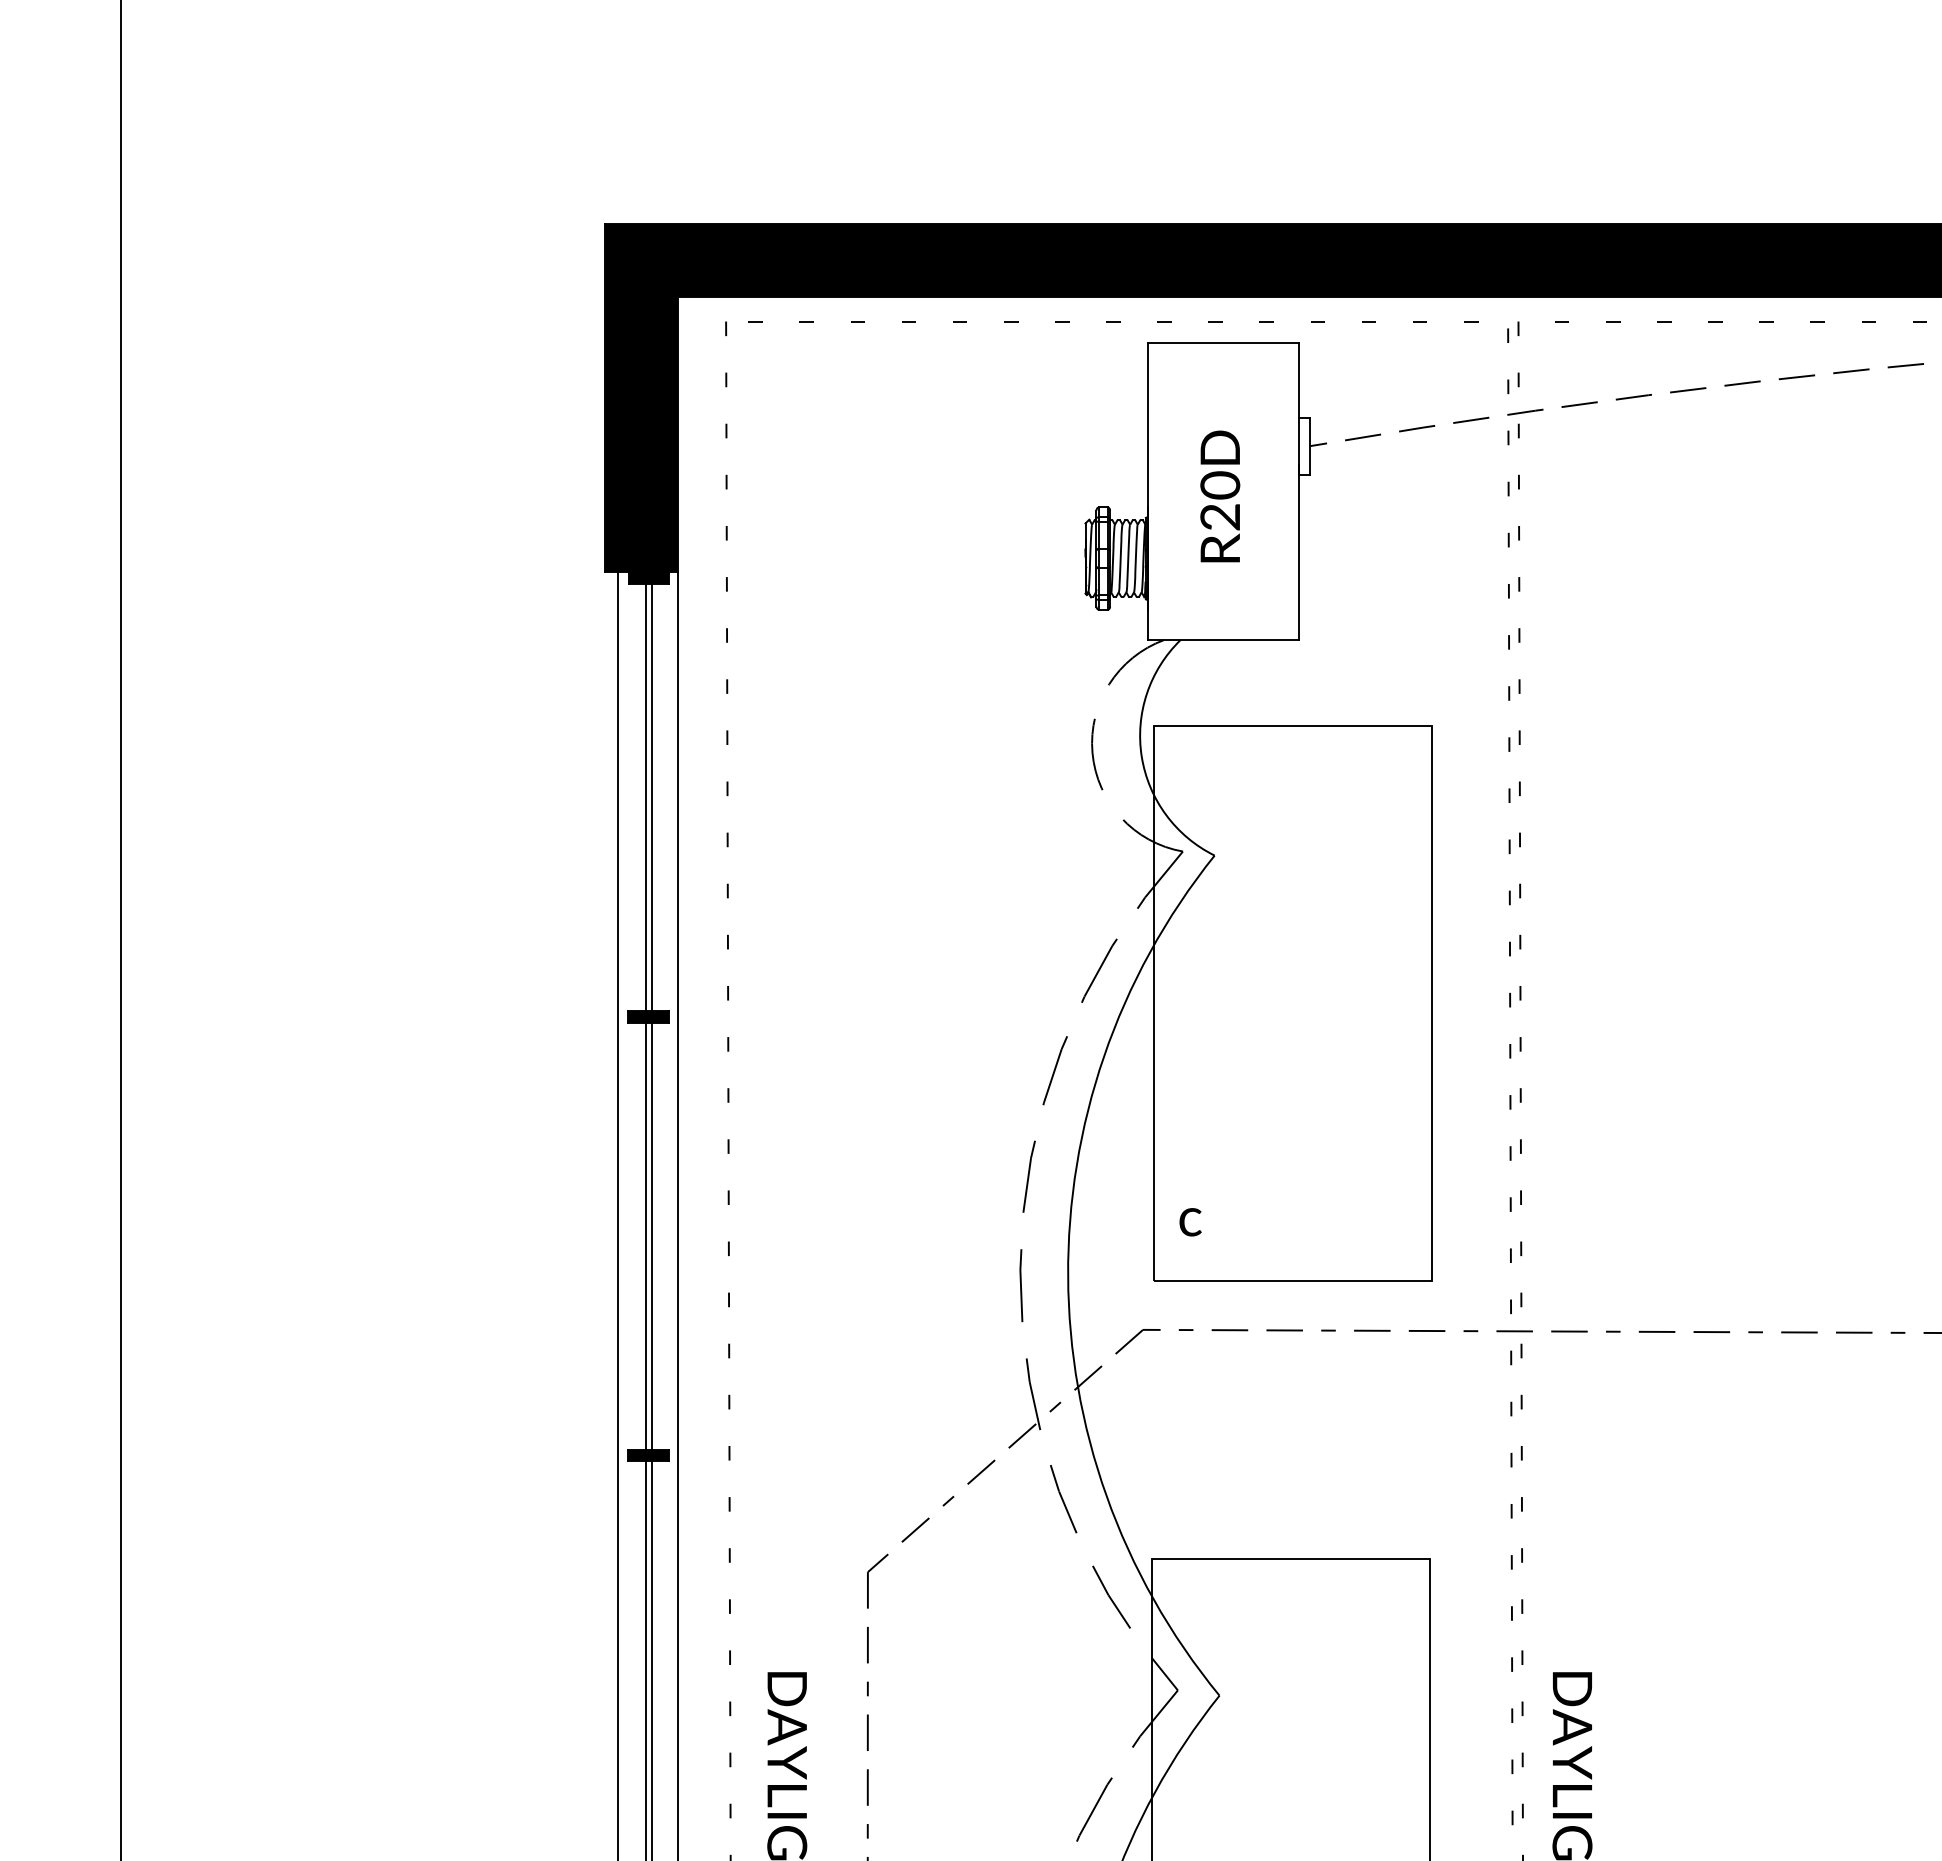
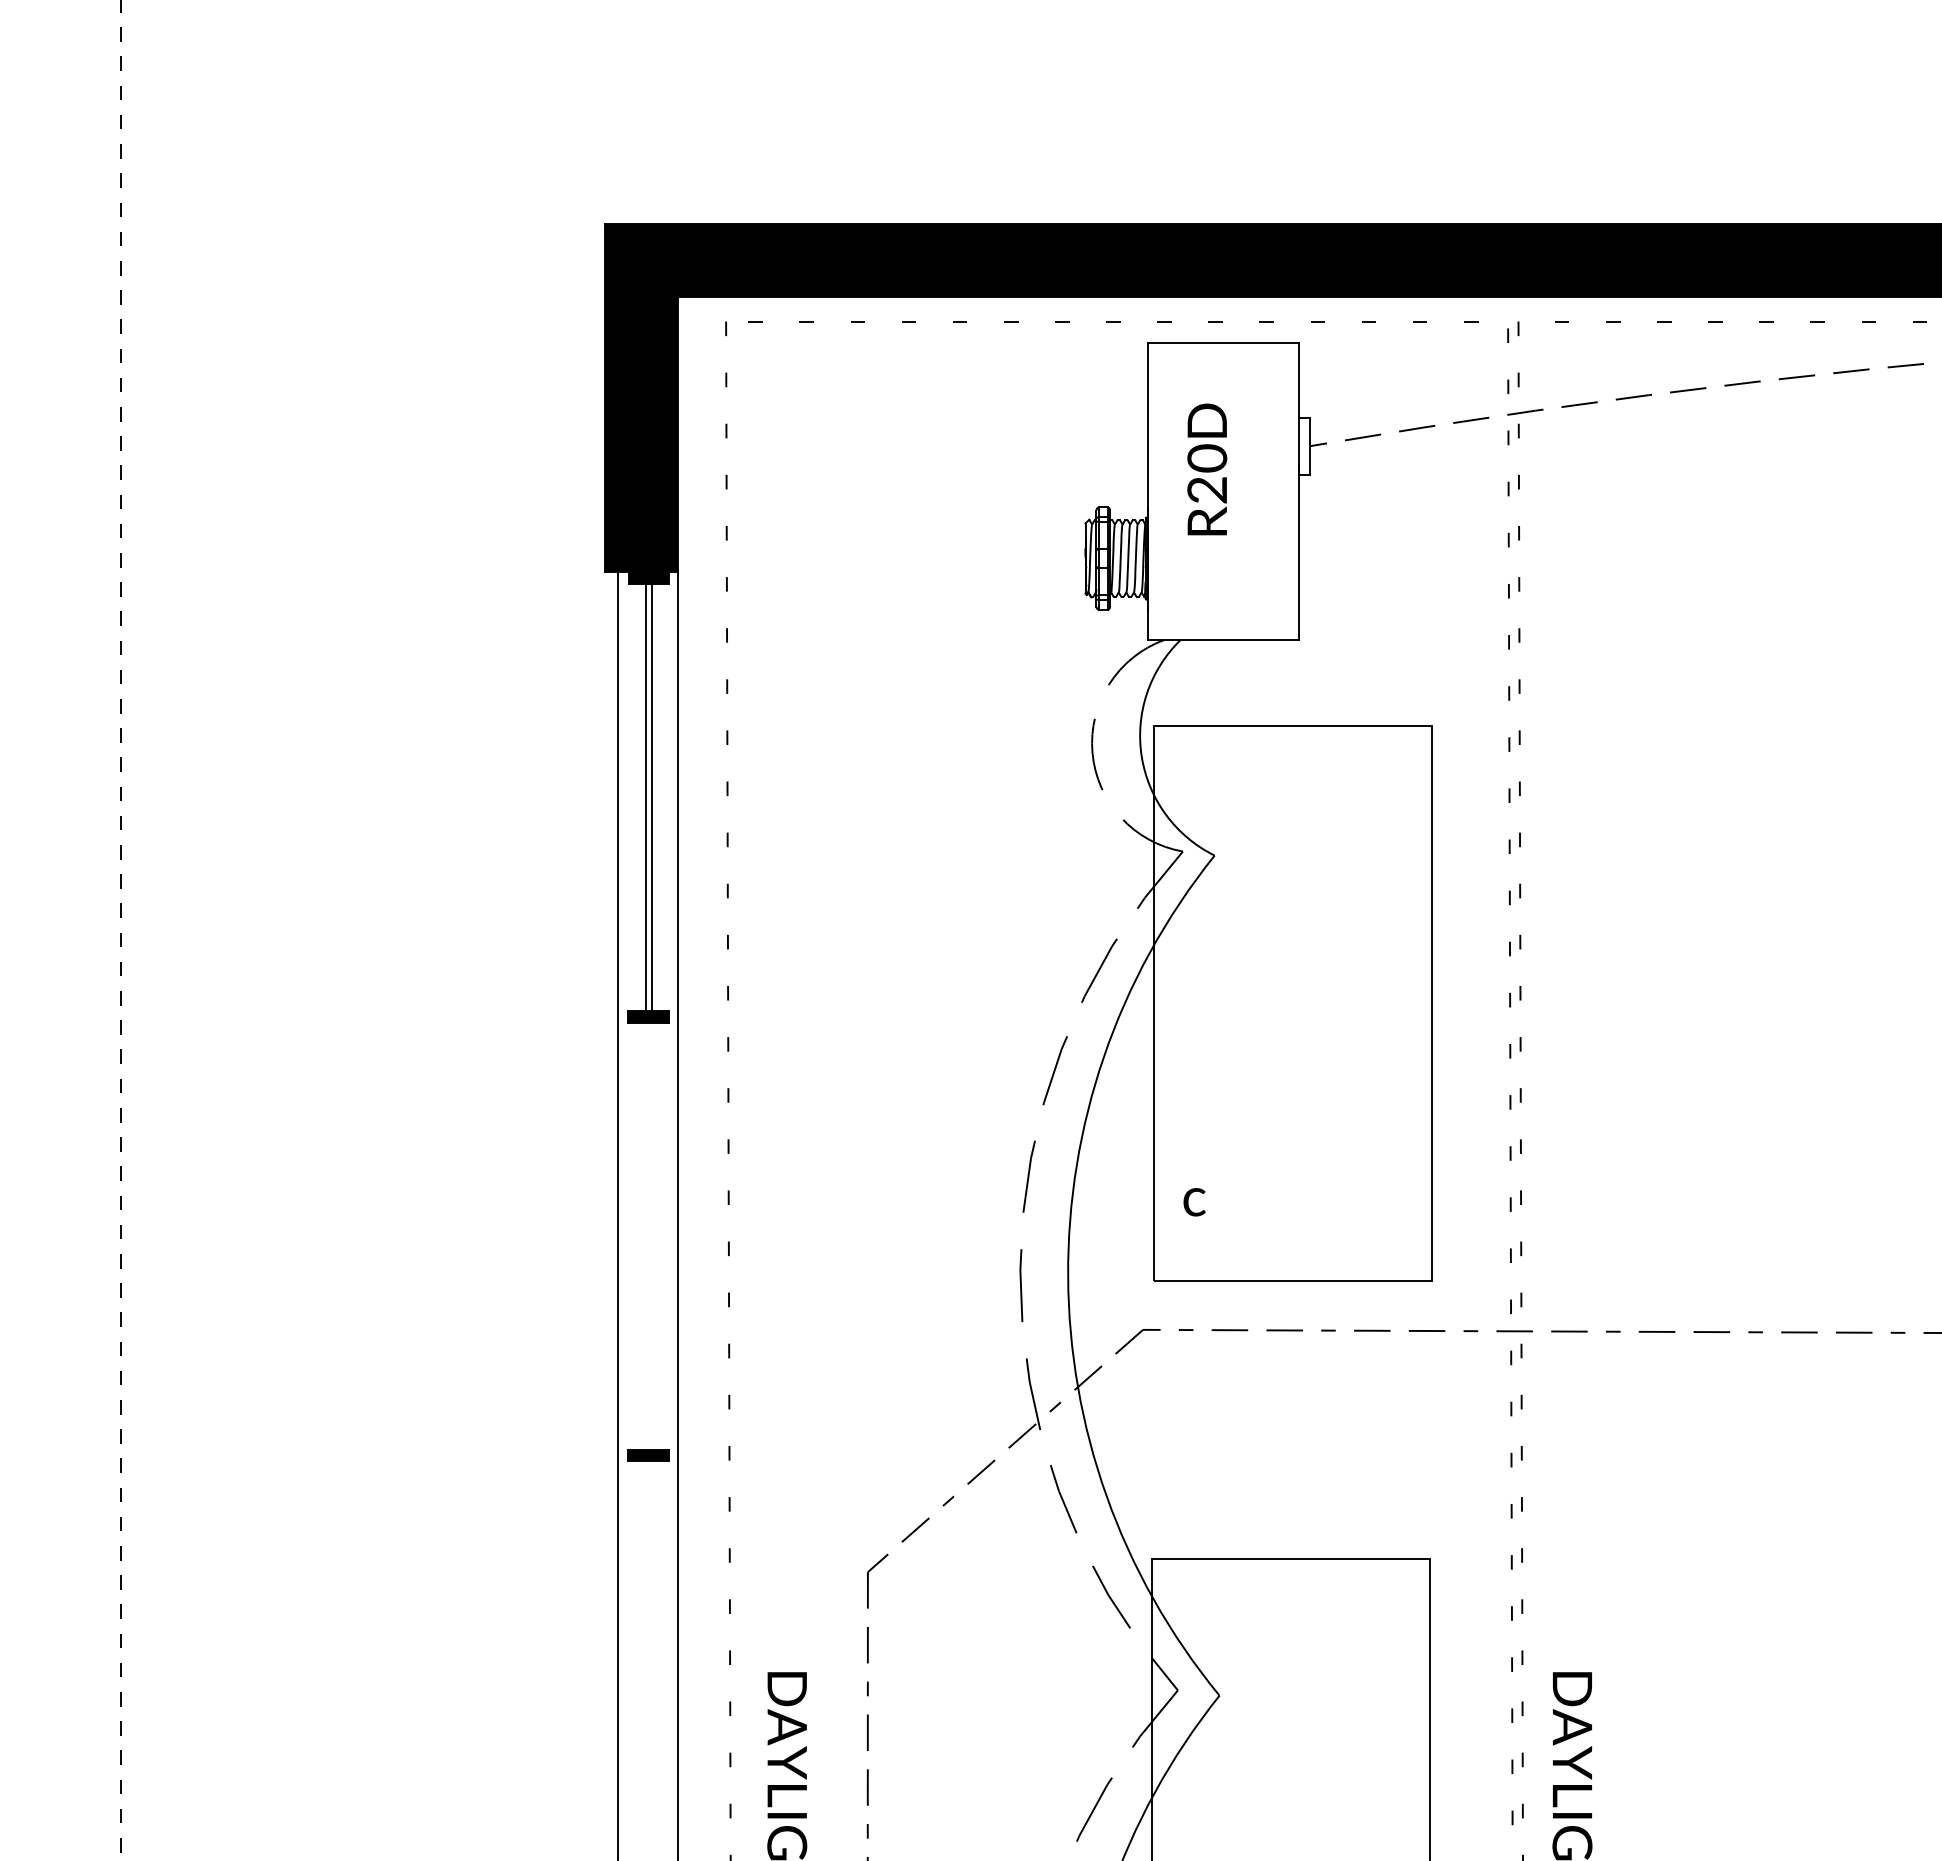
text position: (1220, 496) -> (1207, 469) (1207, 469)
line: solid -> dashed (120, 930)
text position: (1190, 1222) -> (1194, 1202) (1194, 1202)
line: present -> none (645, 1235)
line: present -> none (652, 1235)
line: present -> none (645, 1659)
line: present -> none (652, 1659)
